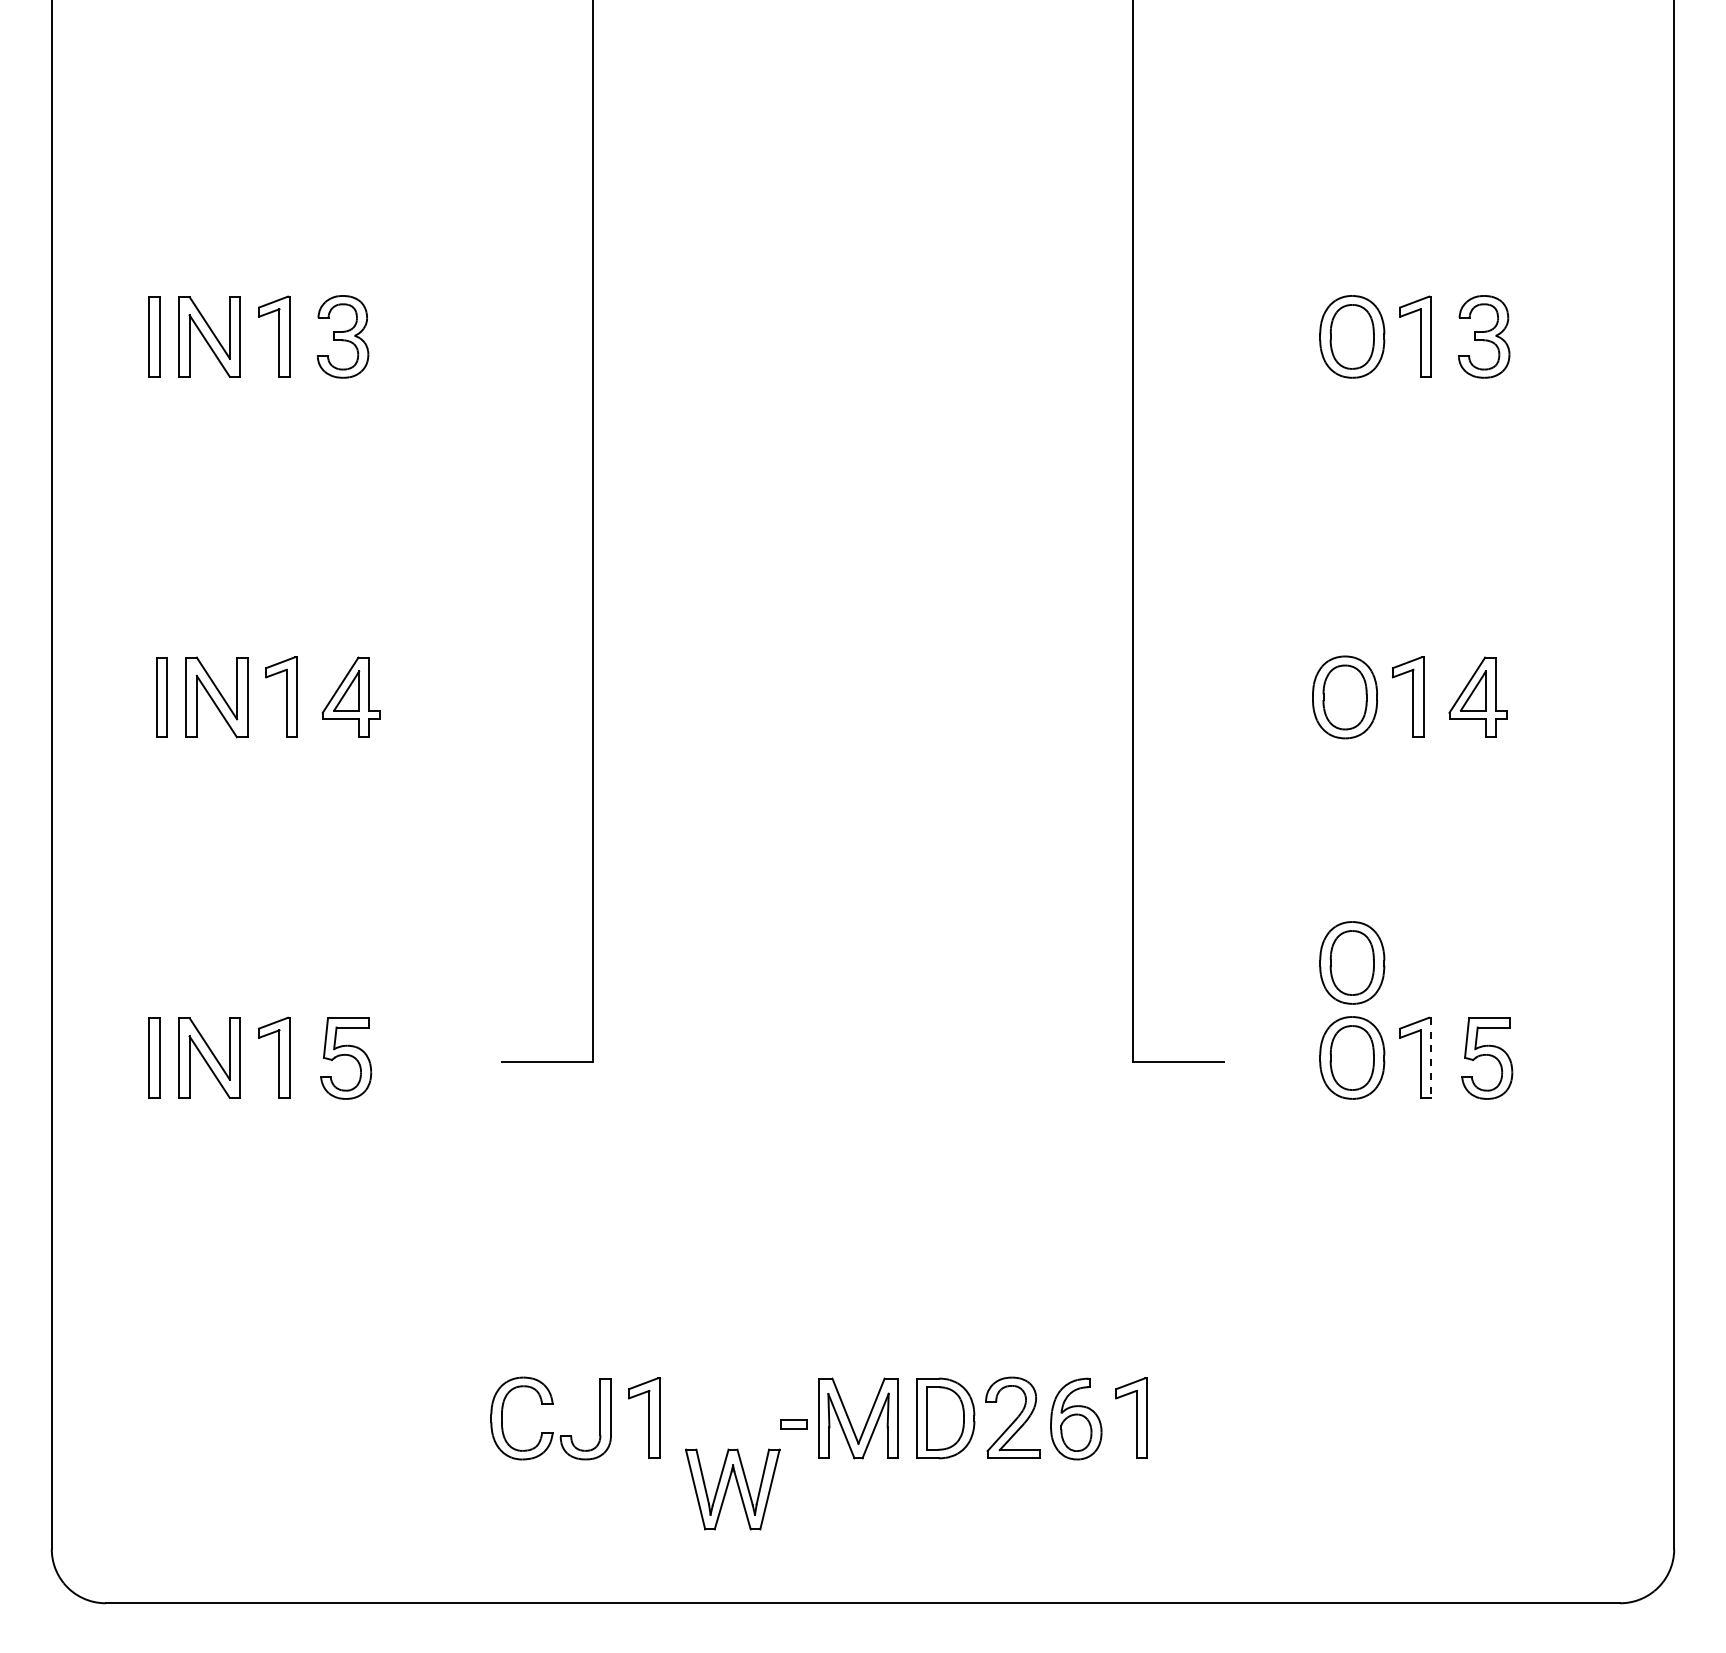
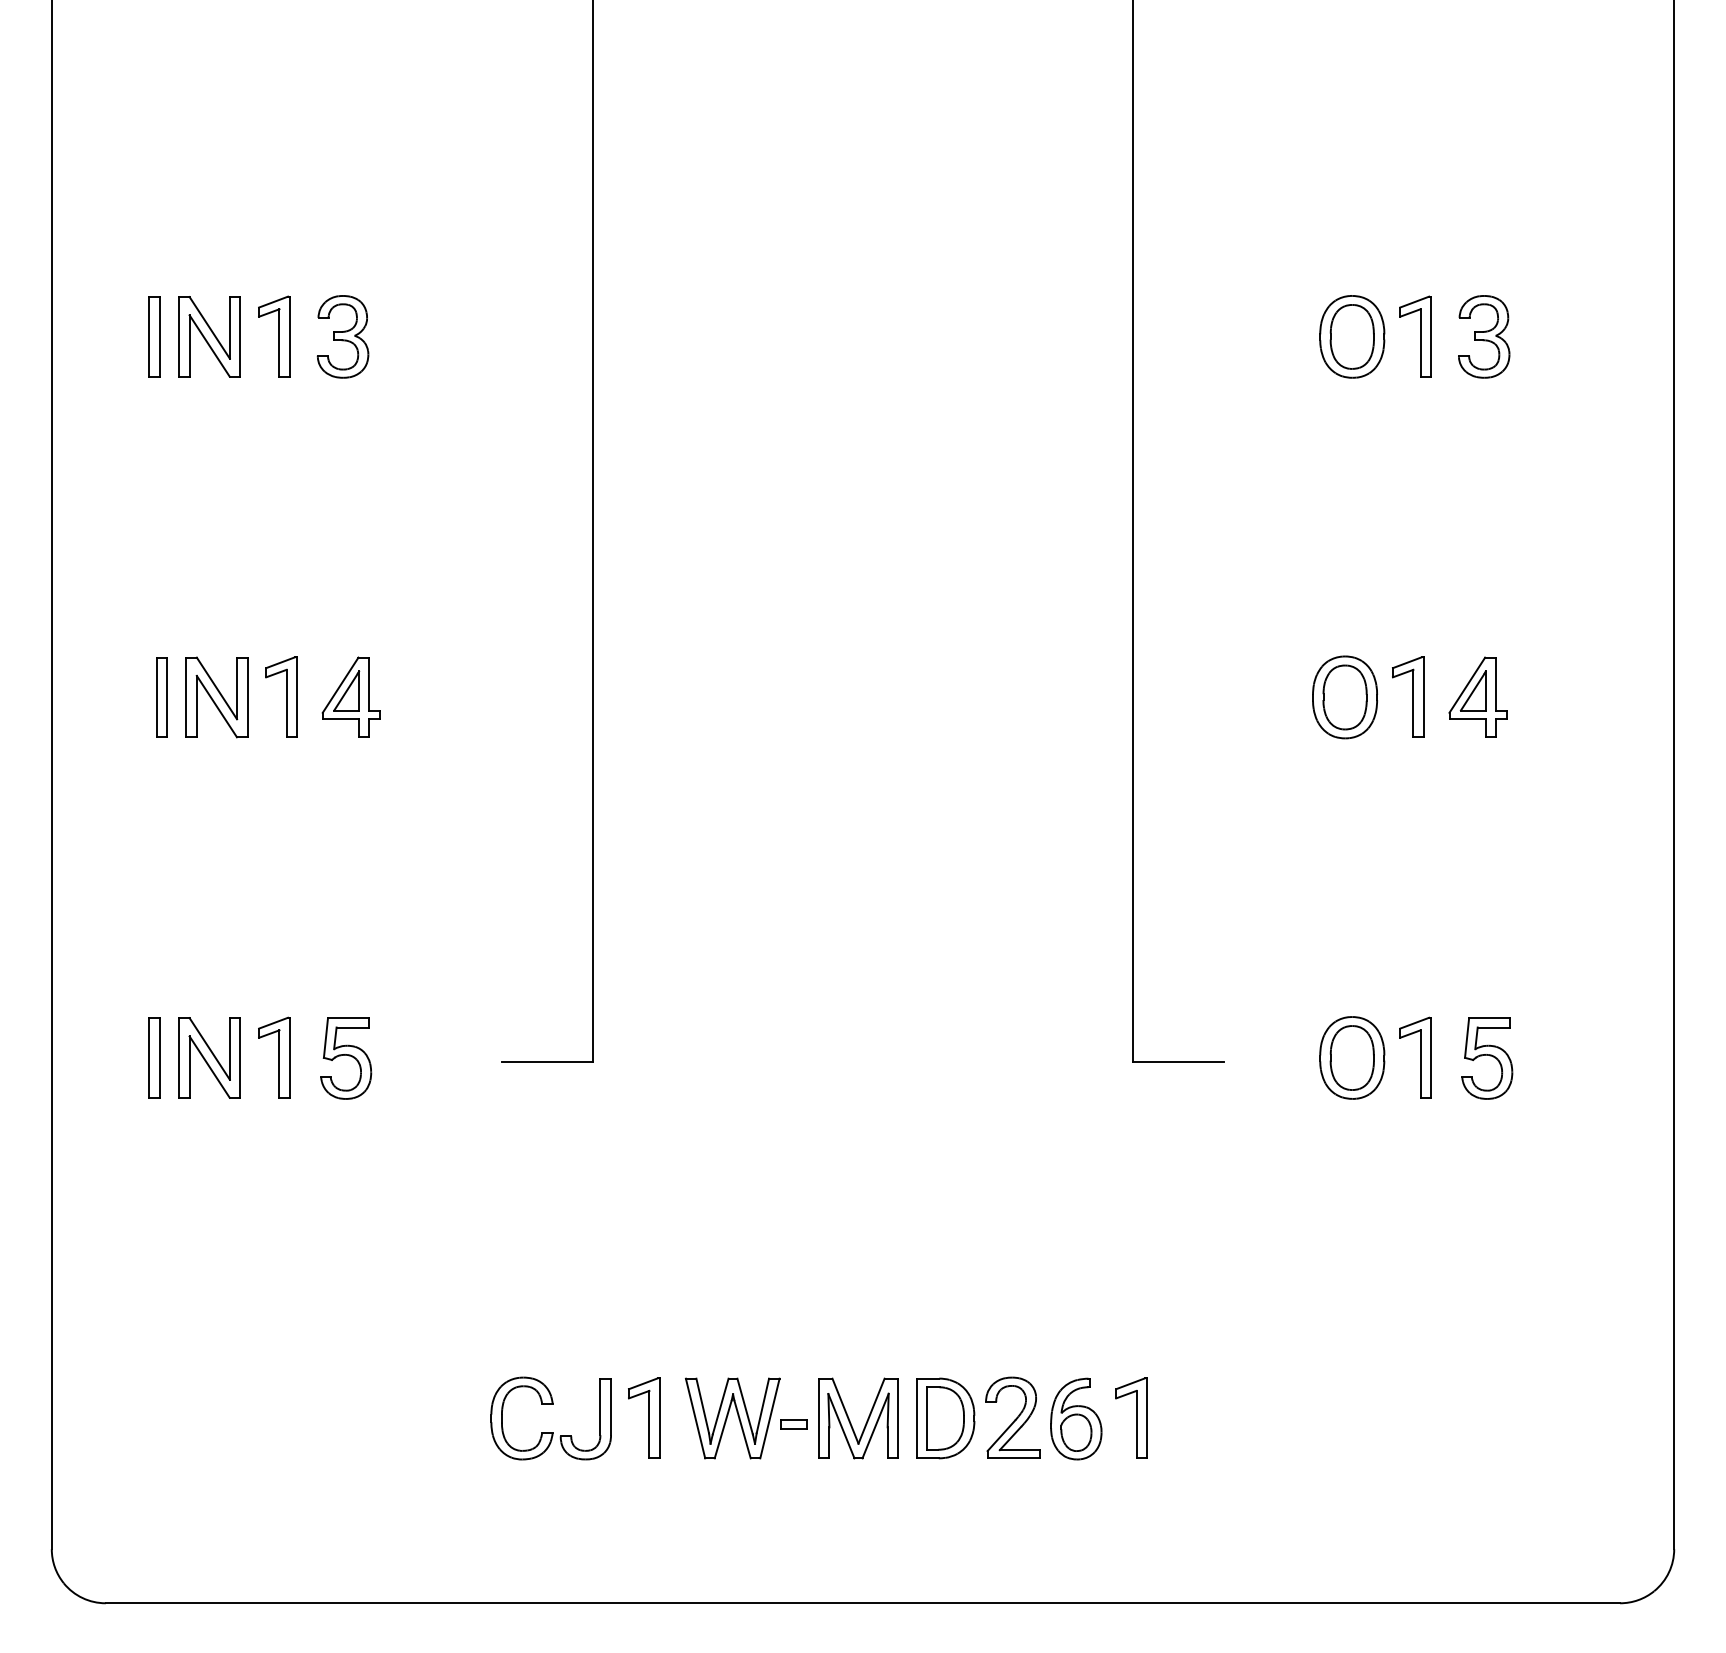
part: present -> none (1352, 962)
line: dashed -> solid (1430, 1058)
part position: (732, 1489) -> (732, 1418) (732, 1418)
